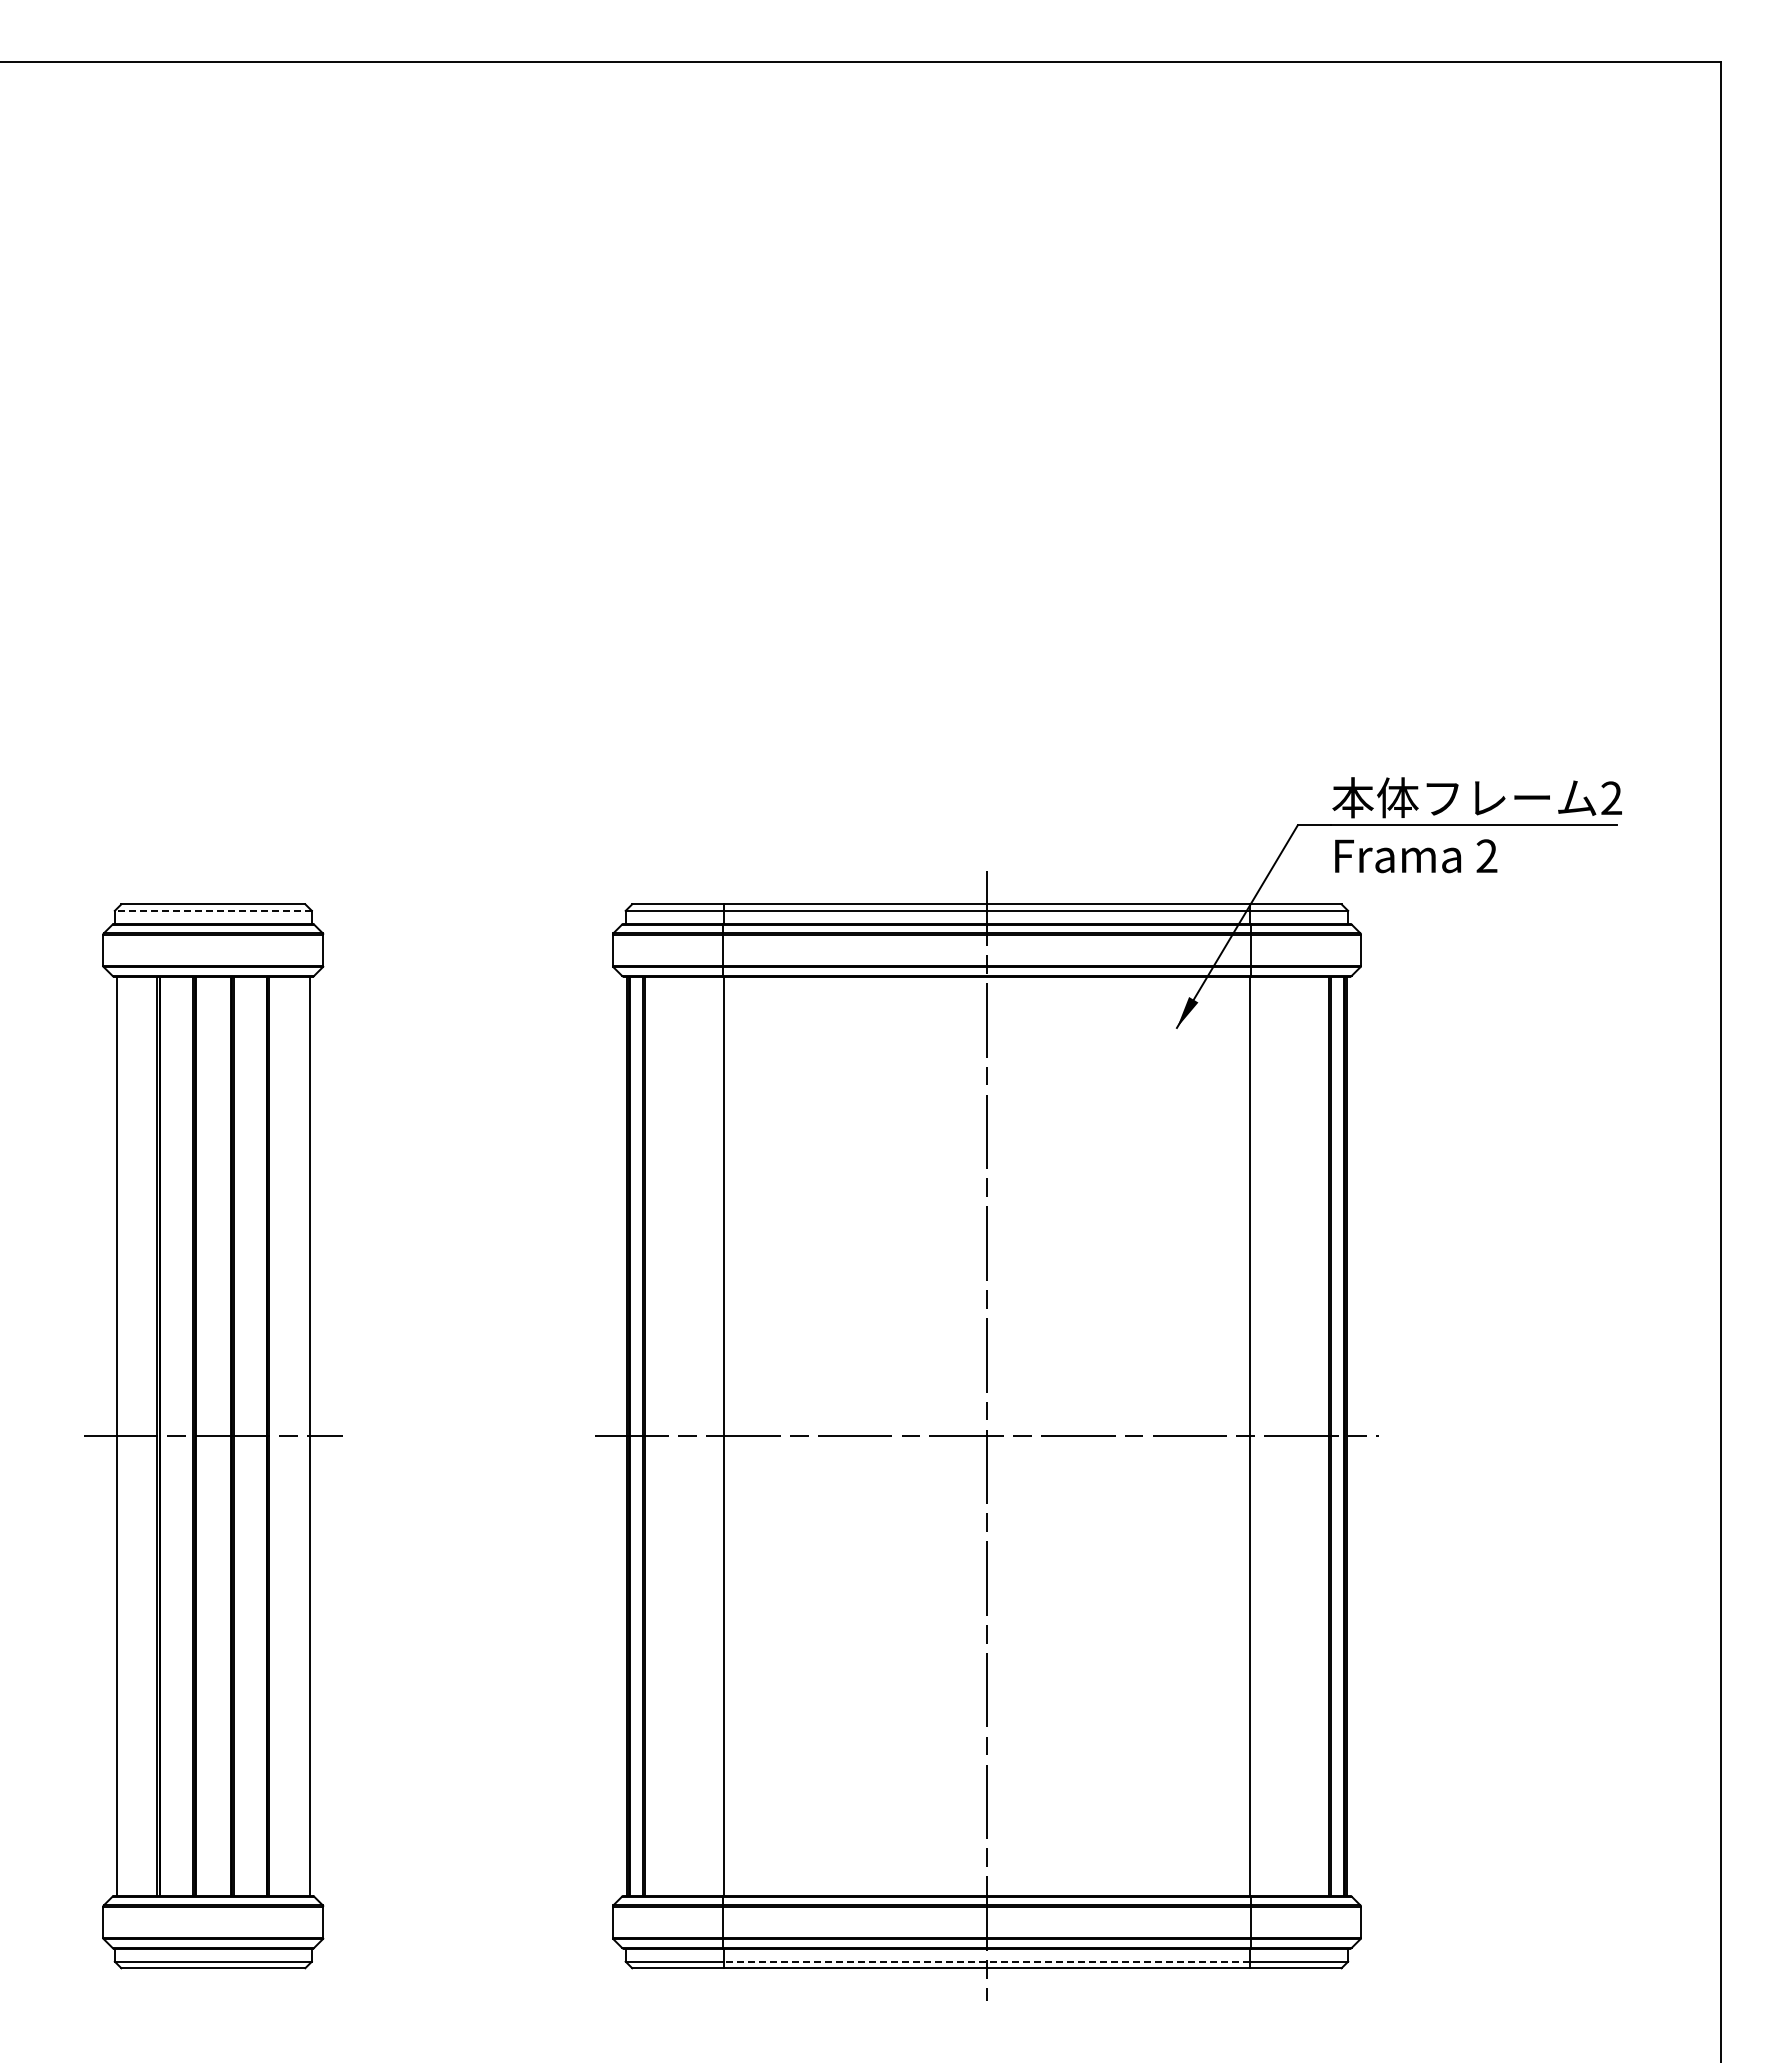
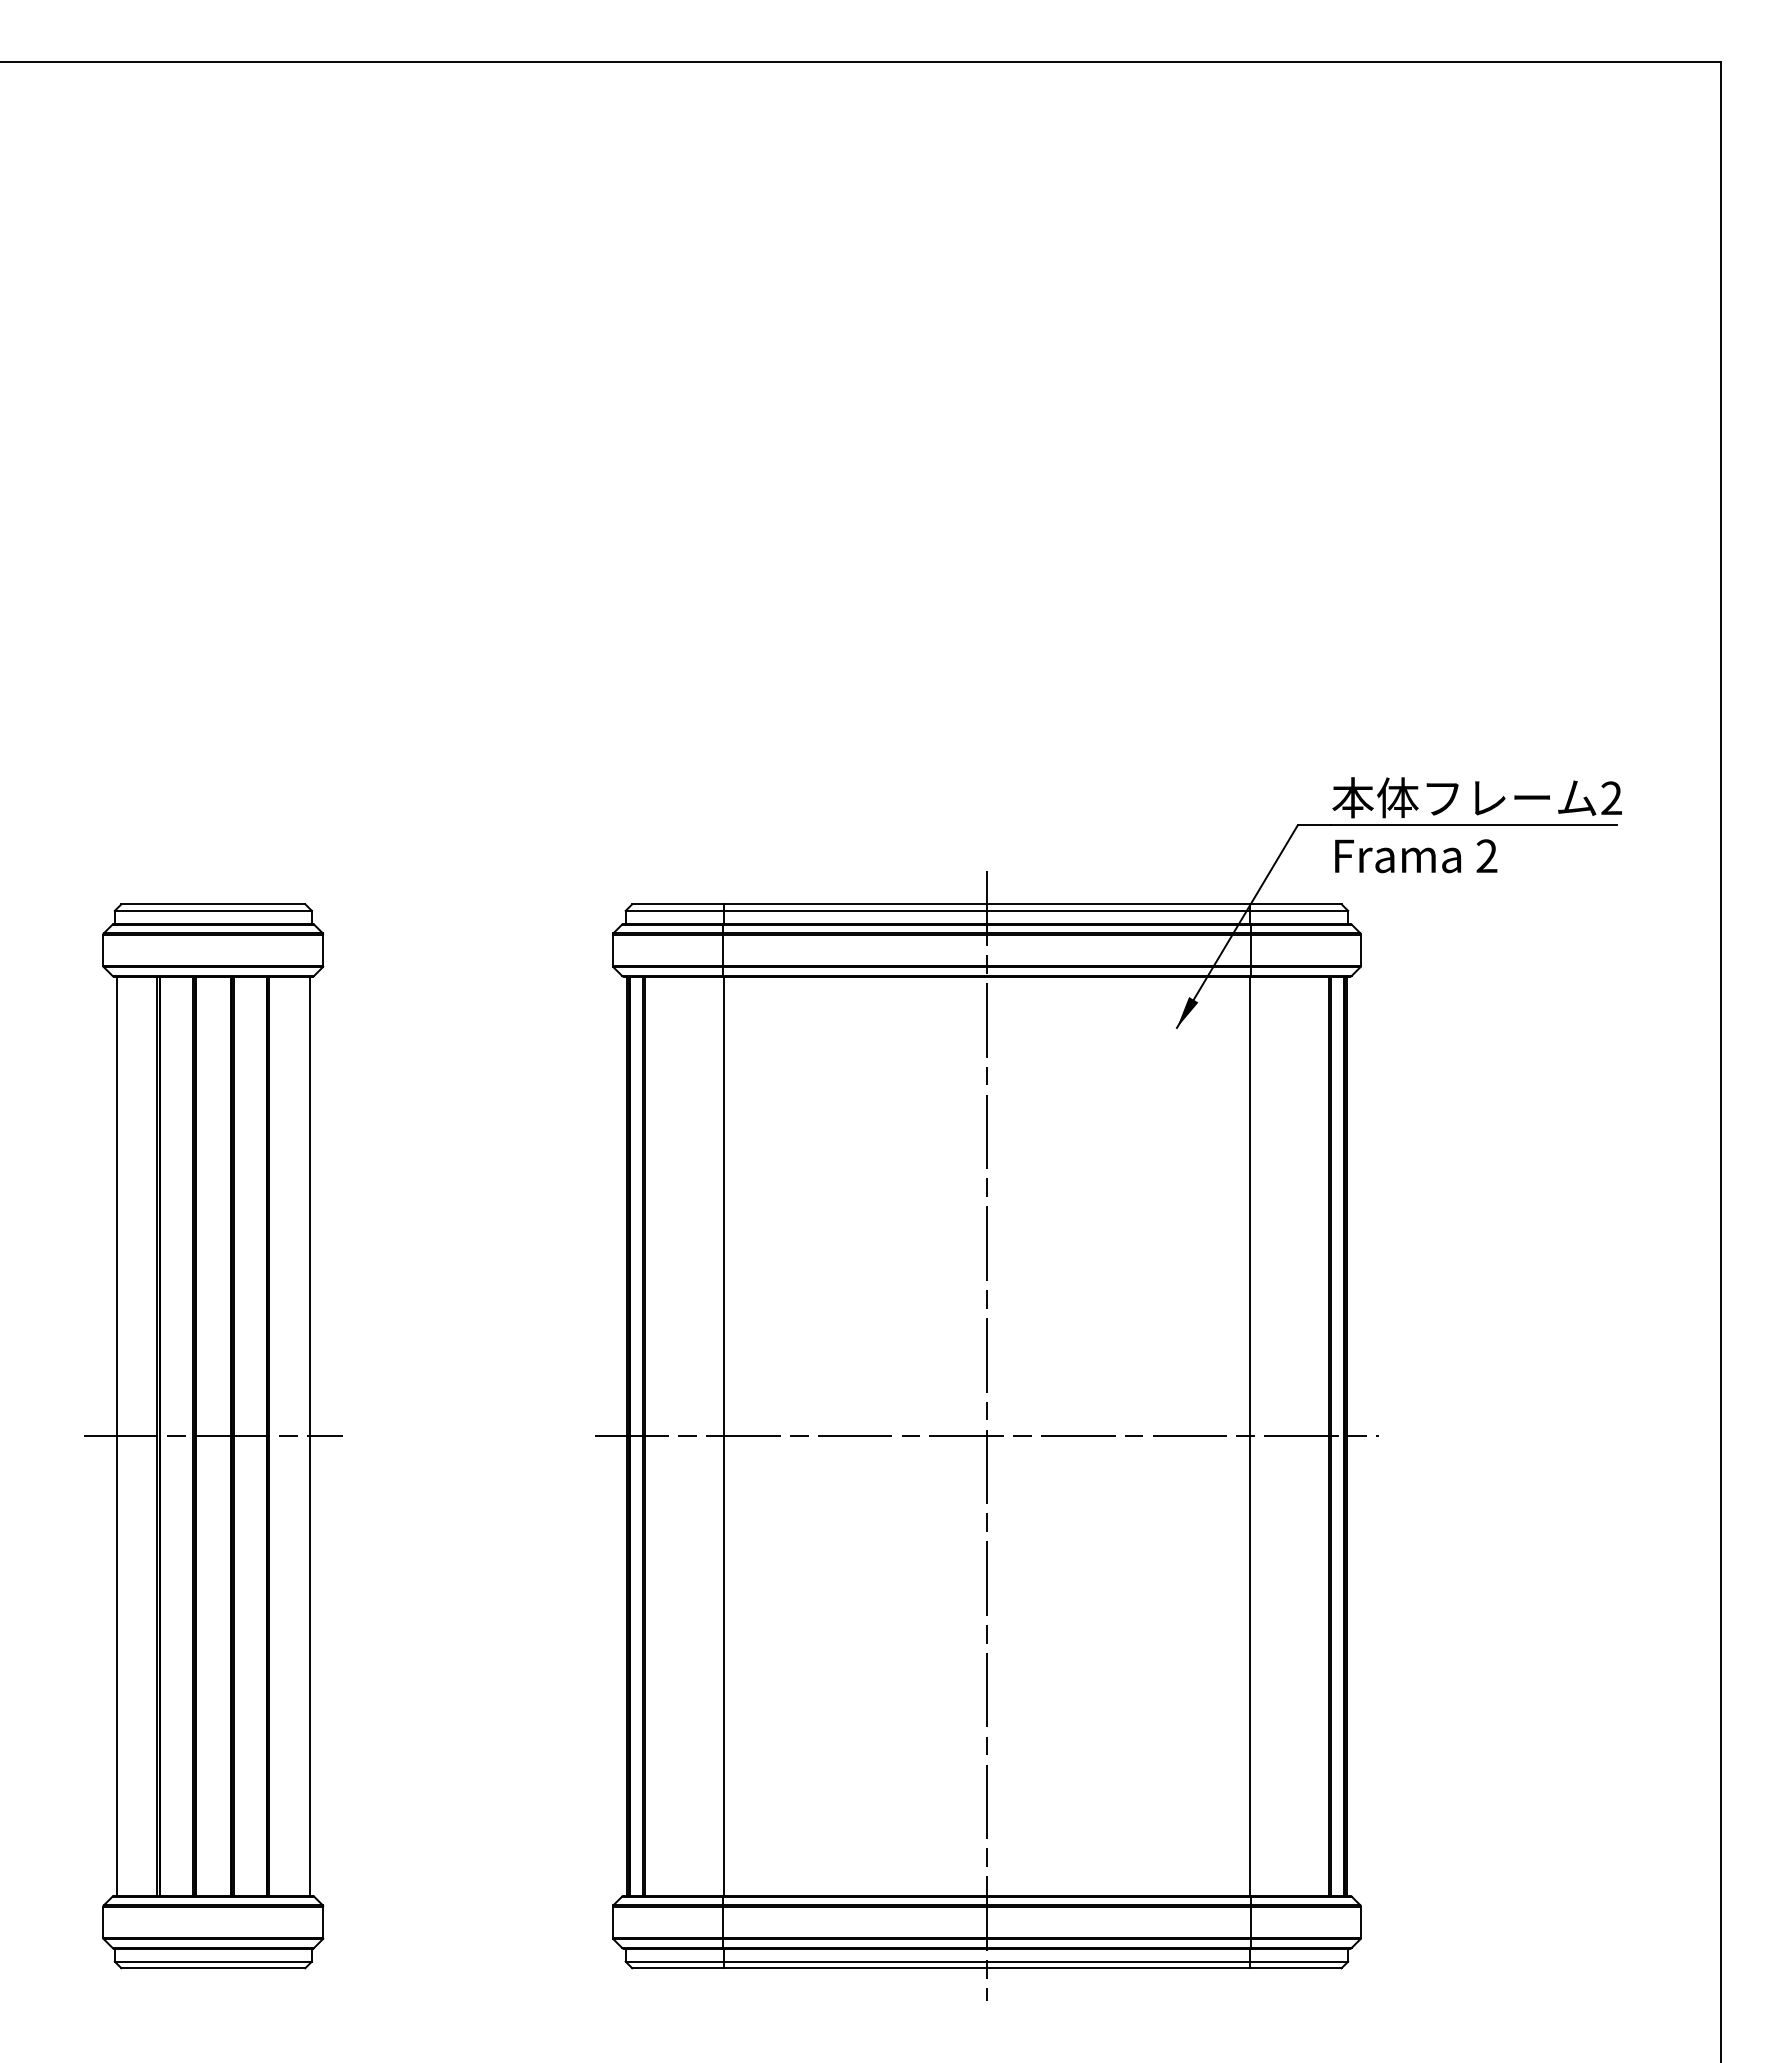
line: dashed -> solid (213, 910)
line: dashed -> solid (986, 1961)
